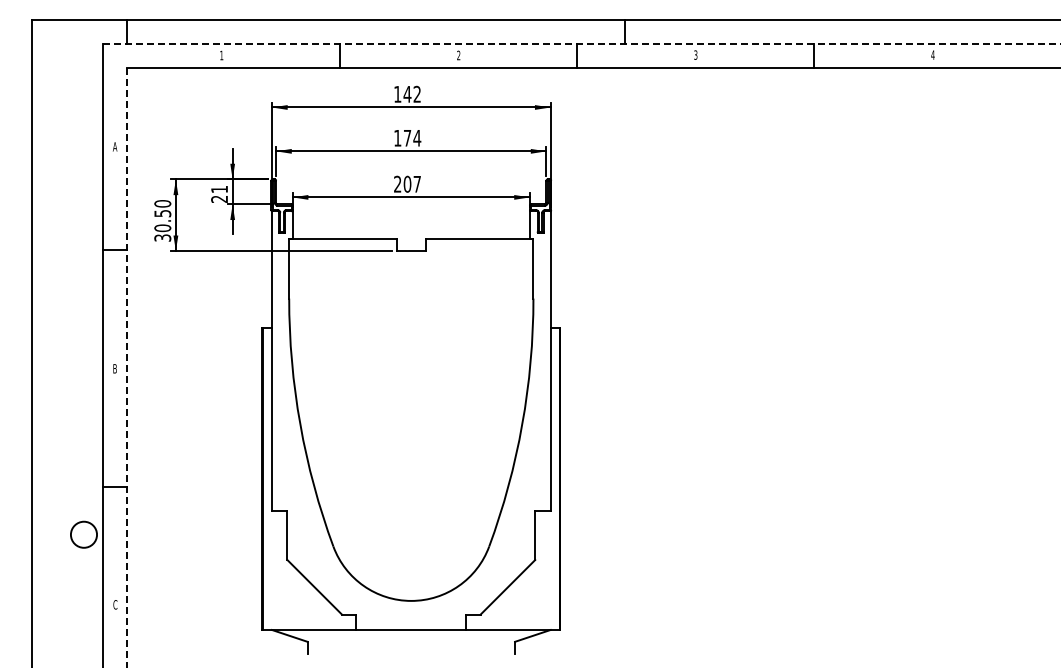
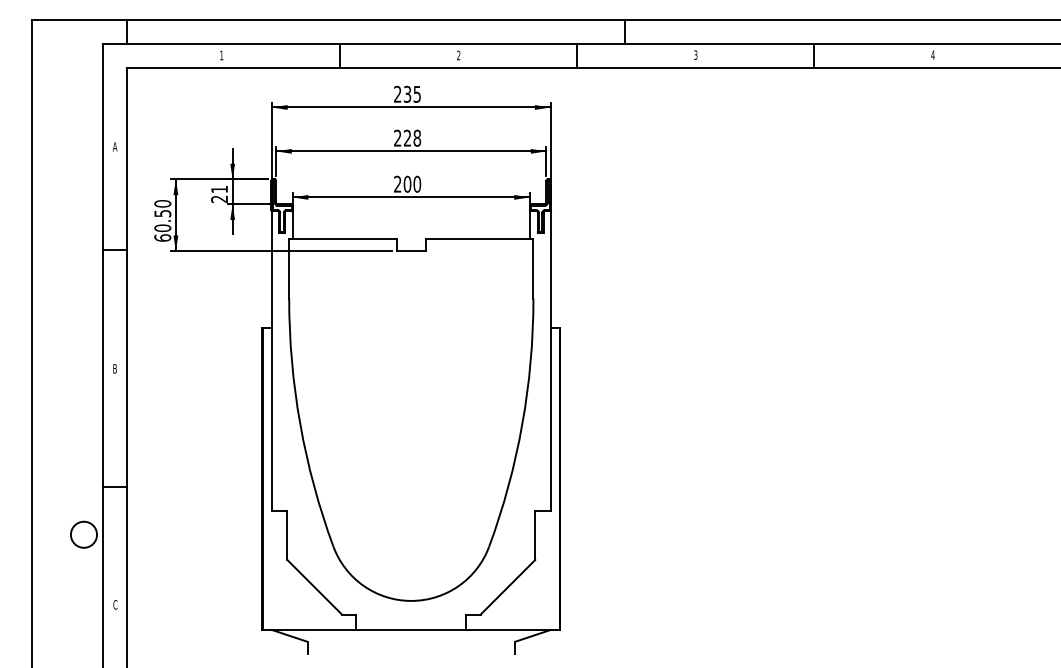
line: dashed -> solid (581, 43)
text: 142 -> 235 (407, 93)
text: 174 -> 228 (407, 137)
text: 207 -> 200 (417, 183)
text: 30.50 -> 60.50 (162, 237)
line: dashed -> solid (126, 367)
